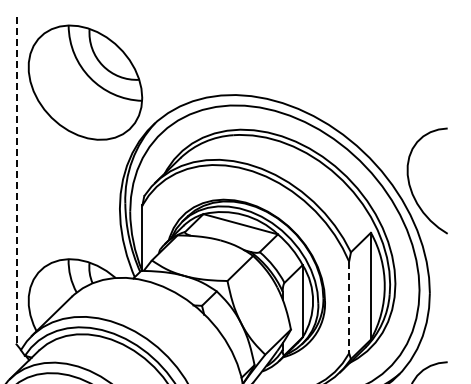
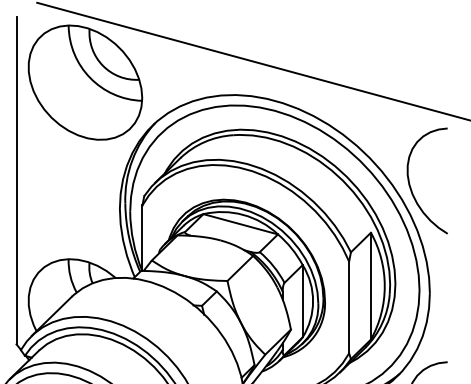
line: none -> present (252, 60)
line: dashed -> solid (16, 180)
line: dashed -> solid (349, 307)
